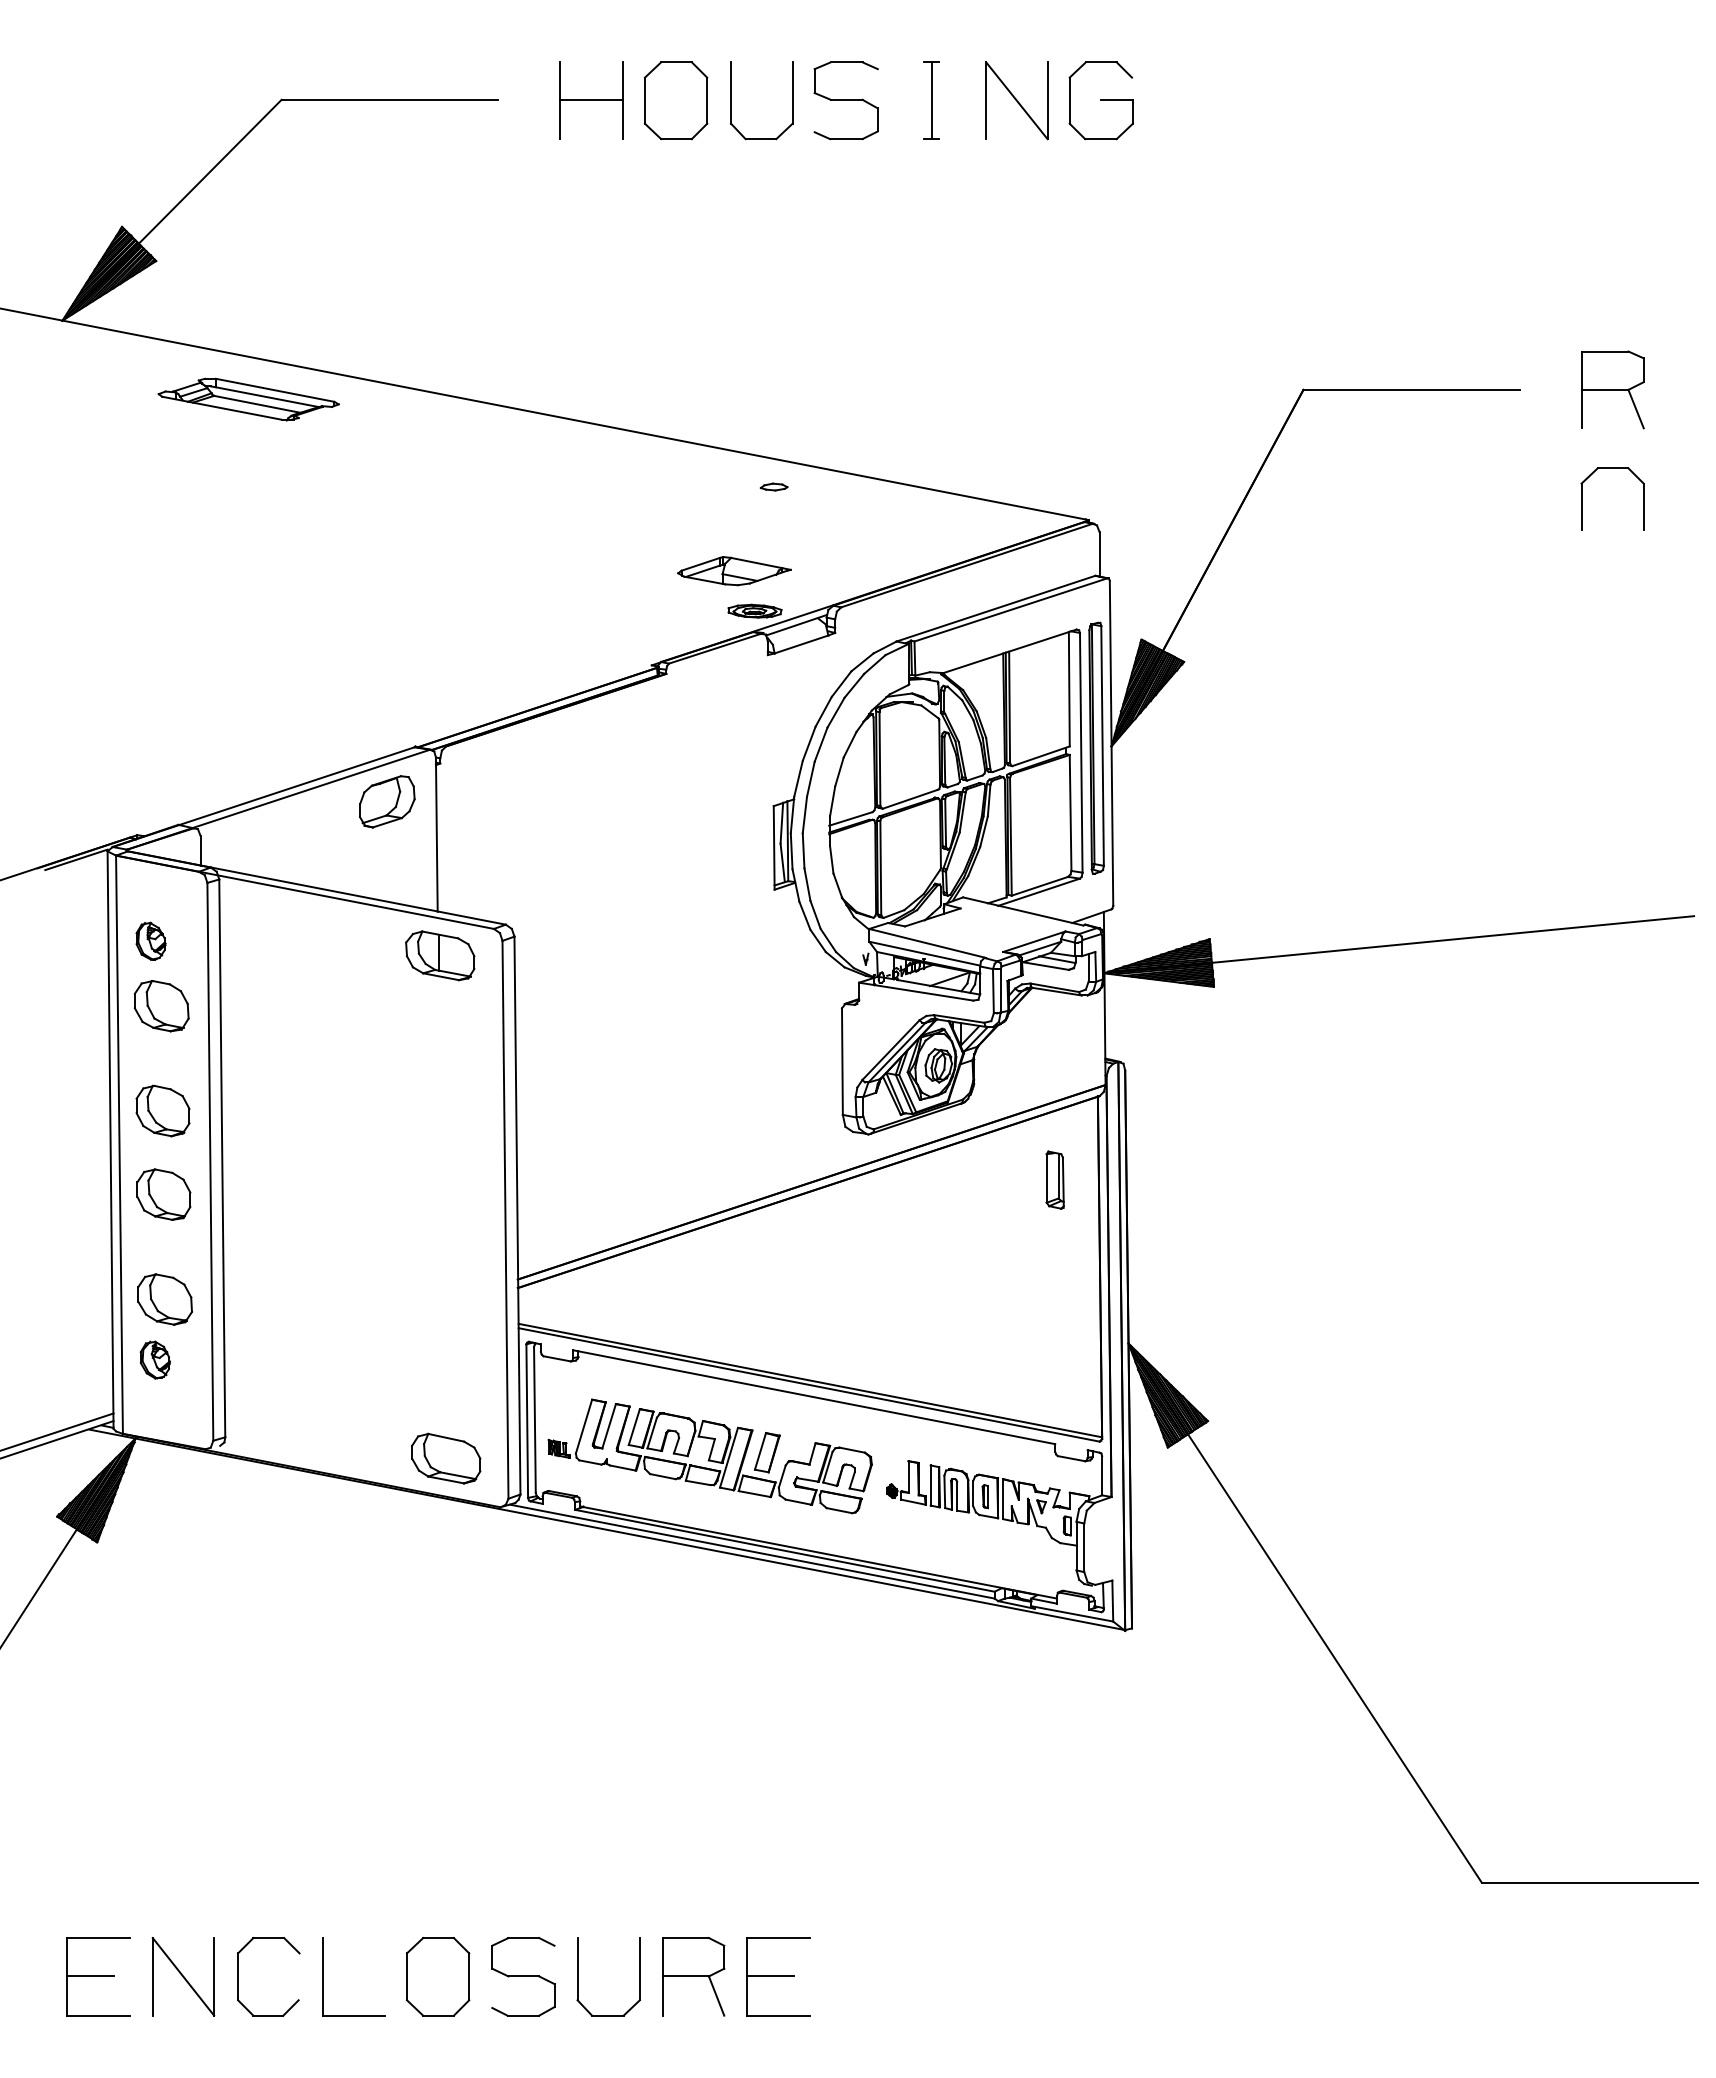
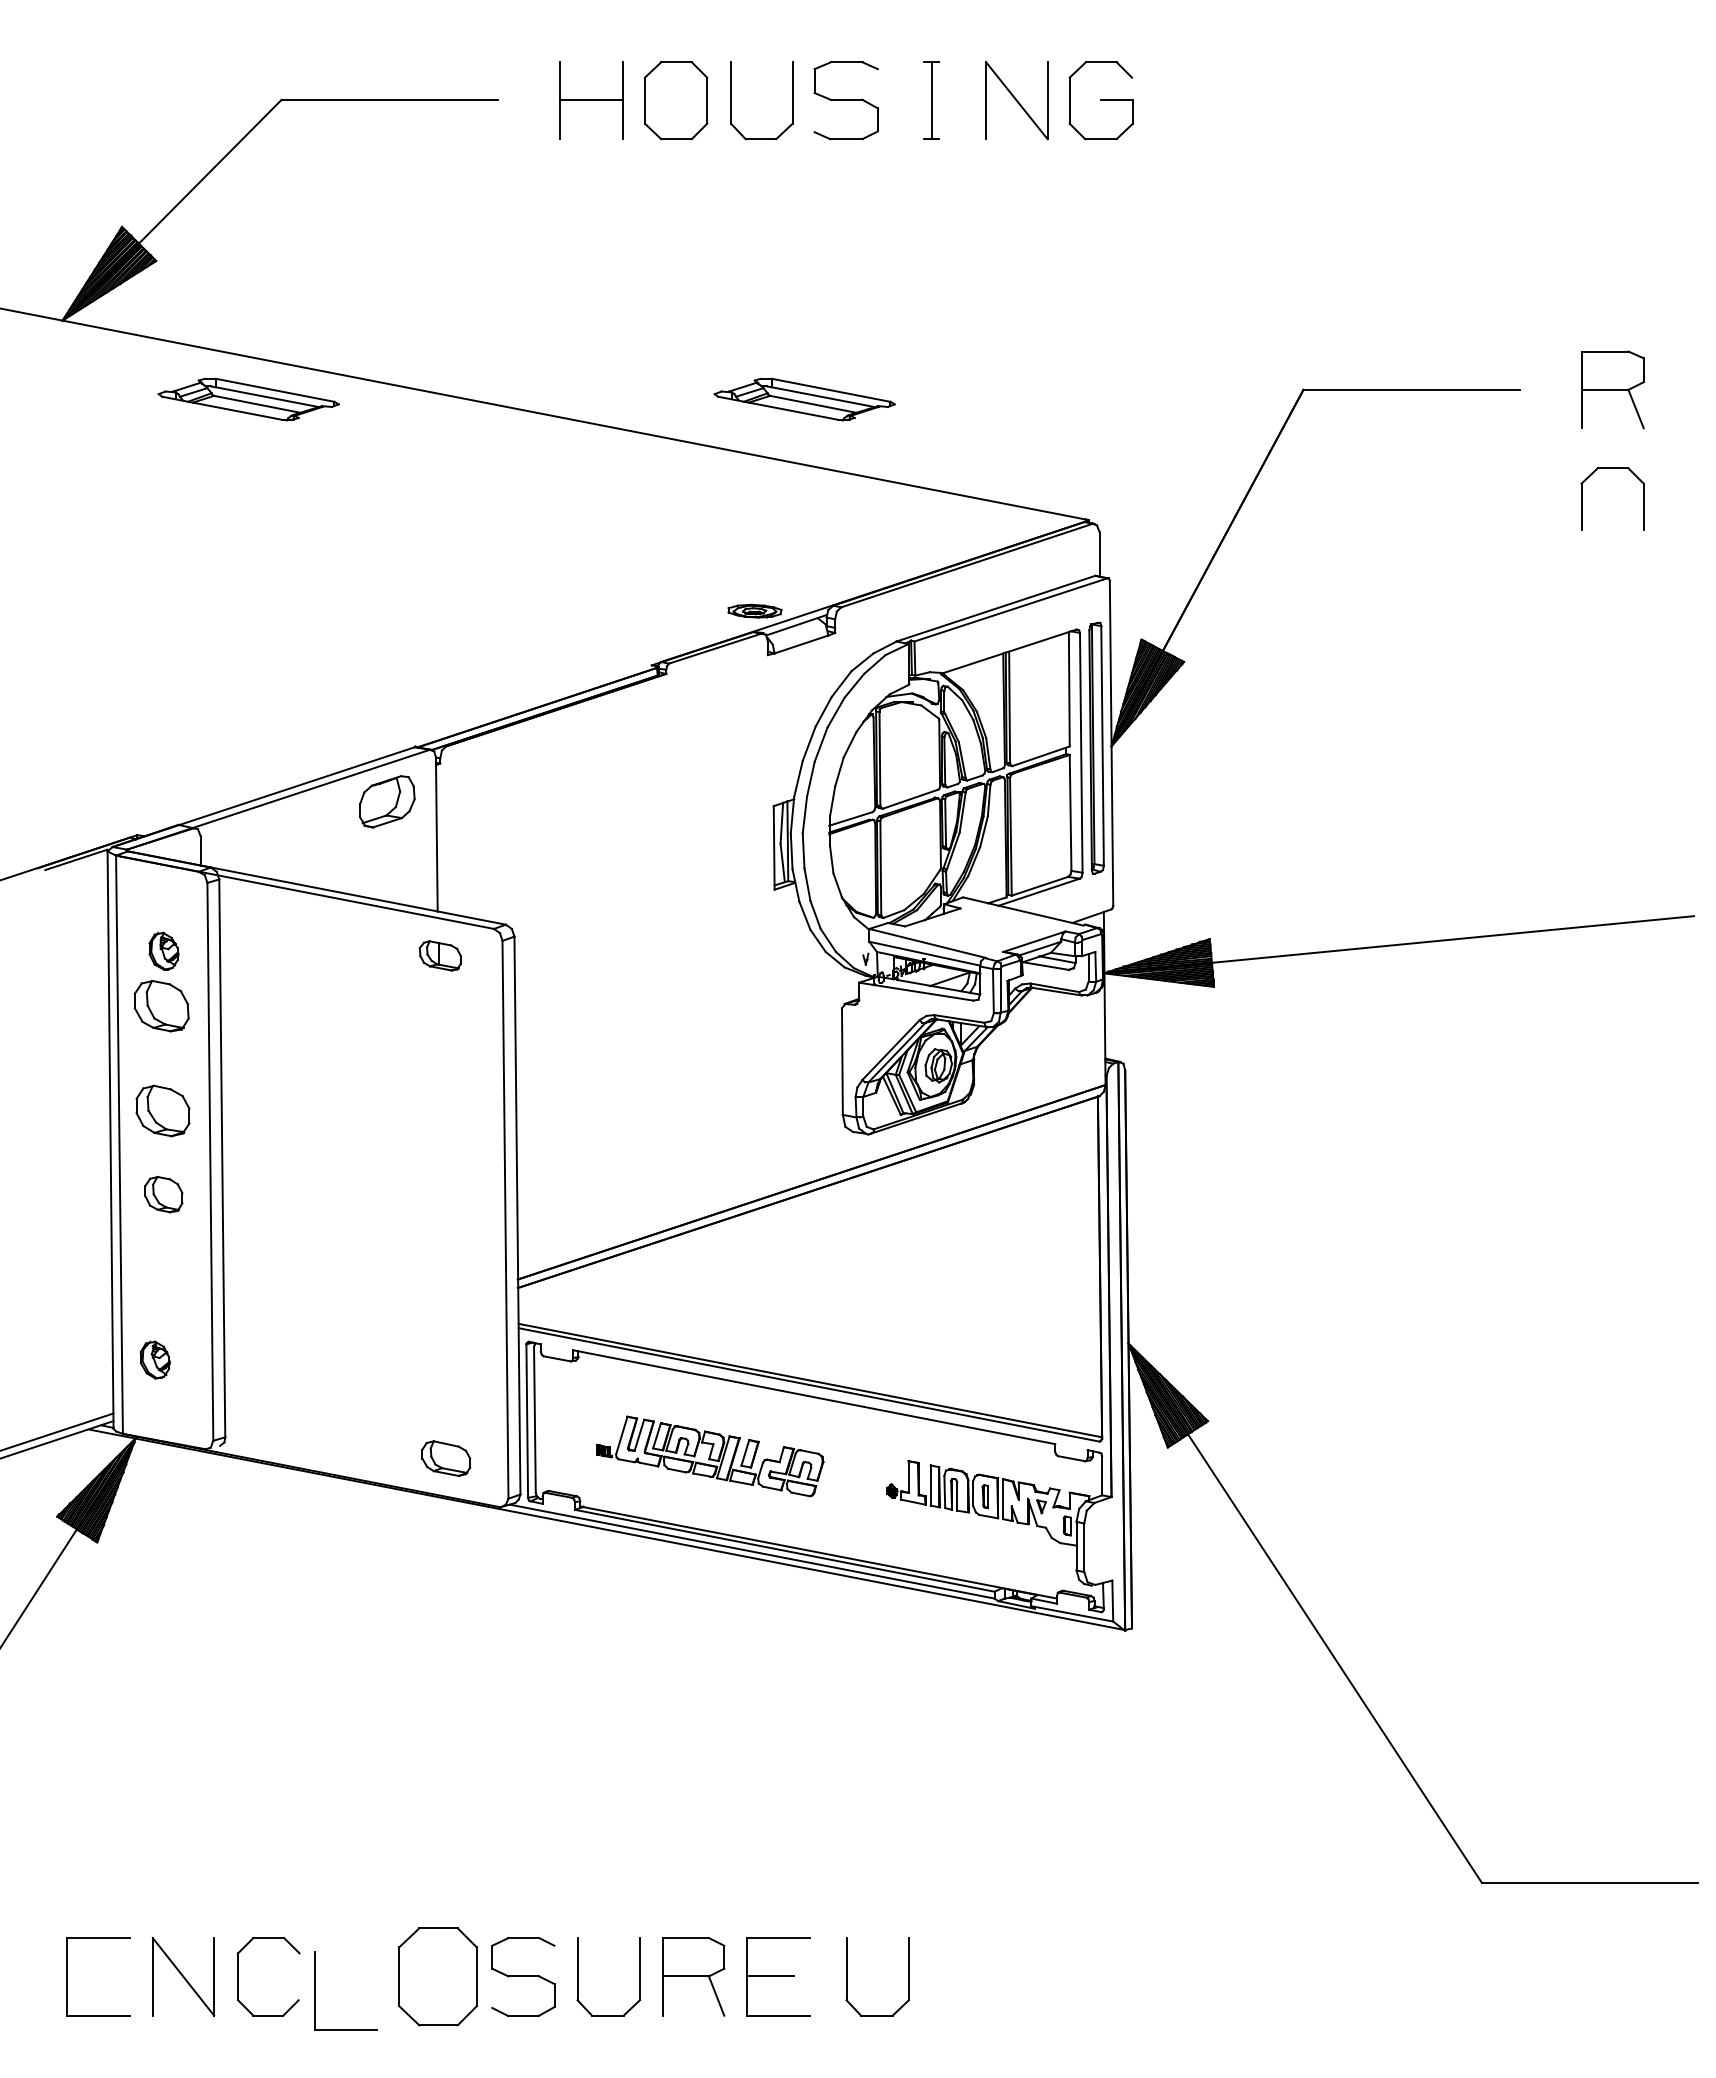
part: none -> present (804, 399)
part: present -> none (773, 486)
part: present -> none (734, 571)
part position: (150, 940) -> (163, 950) (163, 950)
part size: 71x52 px -> 44x32 px (439, 955)
part: present -> none (1054, 1179)
part size: 56x53 px -> 40x38 px (163, 1194)
part: present -> none (164, 1299)
part size: 326x117 px -> 229x83 px (710, 1456)
part size: 71x53 px -> 51x37 px (446, 1458)
line: present -> none (90, 1976)
part position: (323, 1976) -> (315, 1990) (315, 1990)
part size: 65x80 px -> 80x100 px (437, 1976)
part: none -> present (847, 1976)
